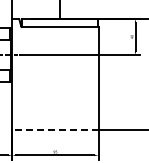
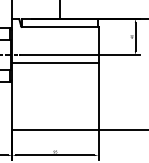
line: none -> present (55, 63)
line: dashed -> solid (54, 129)
